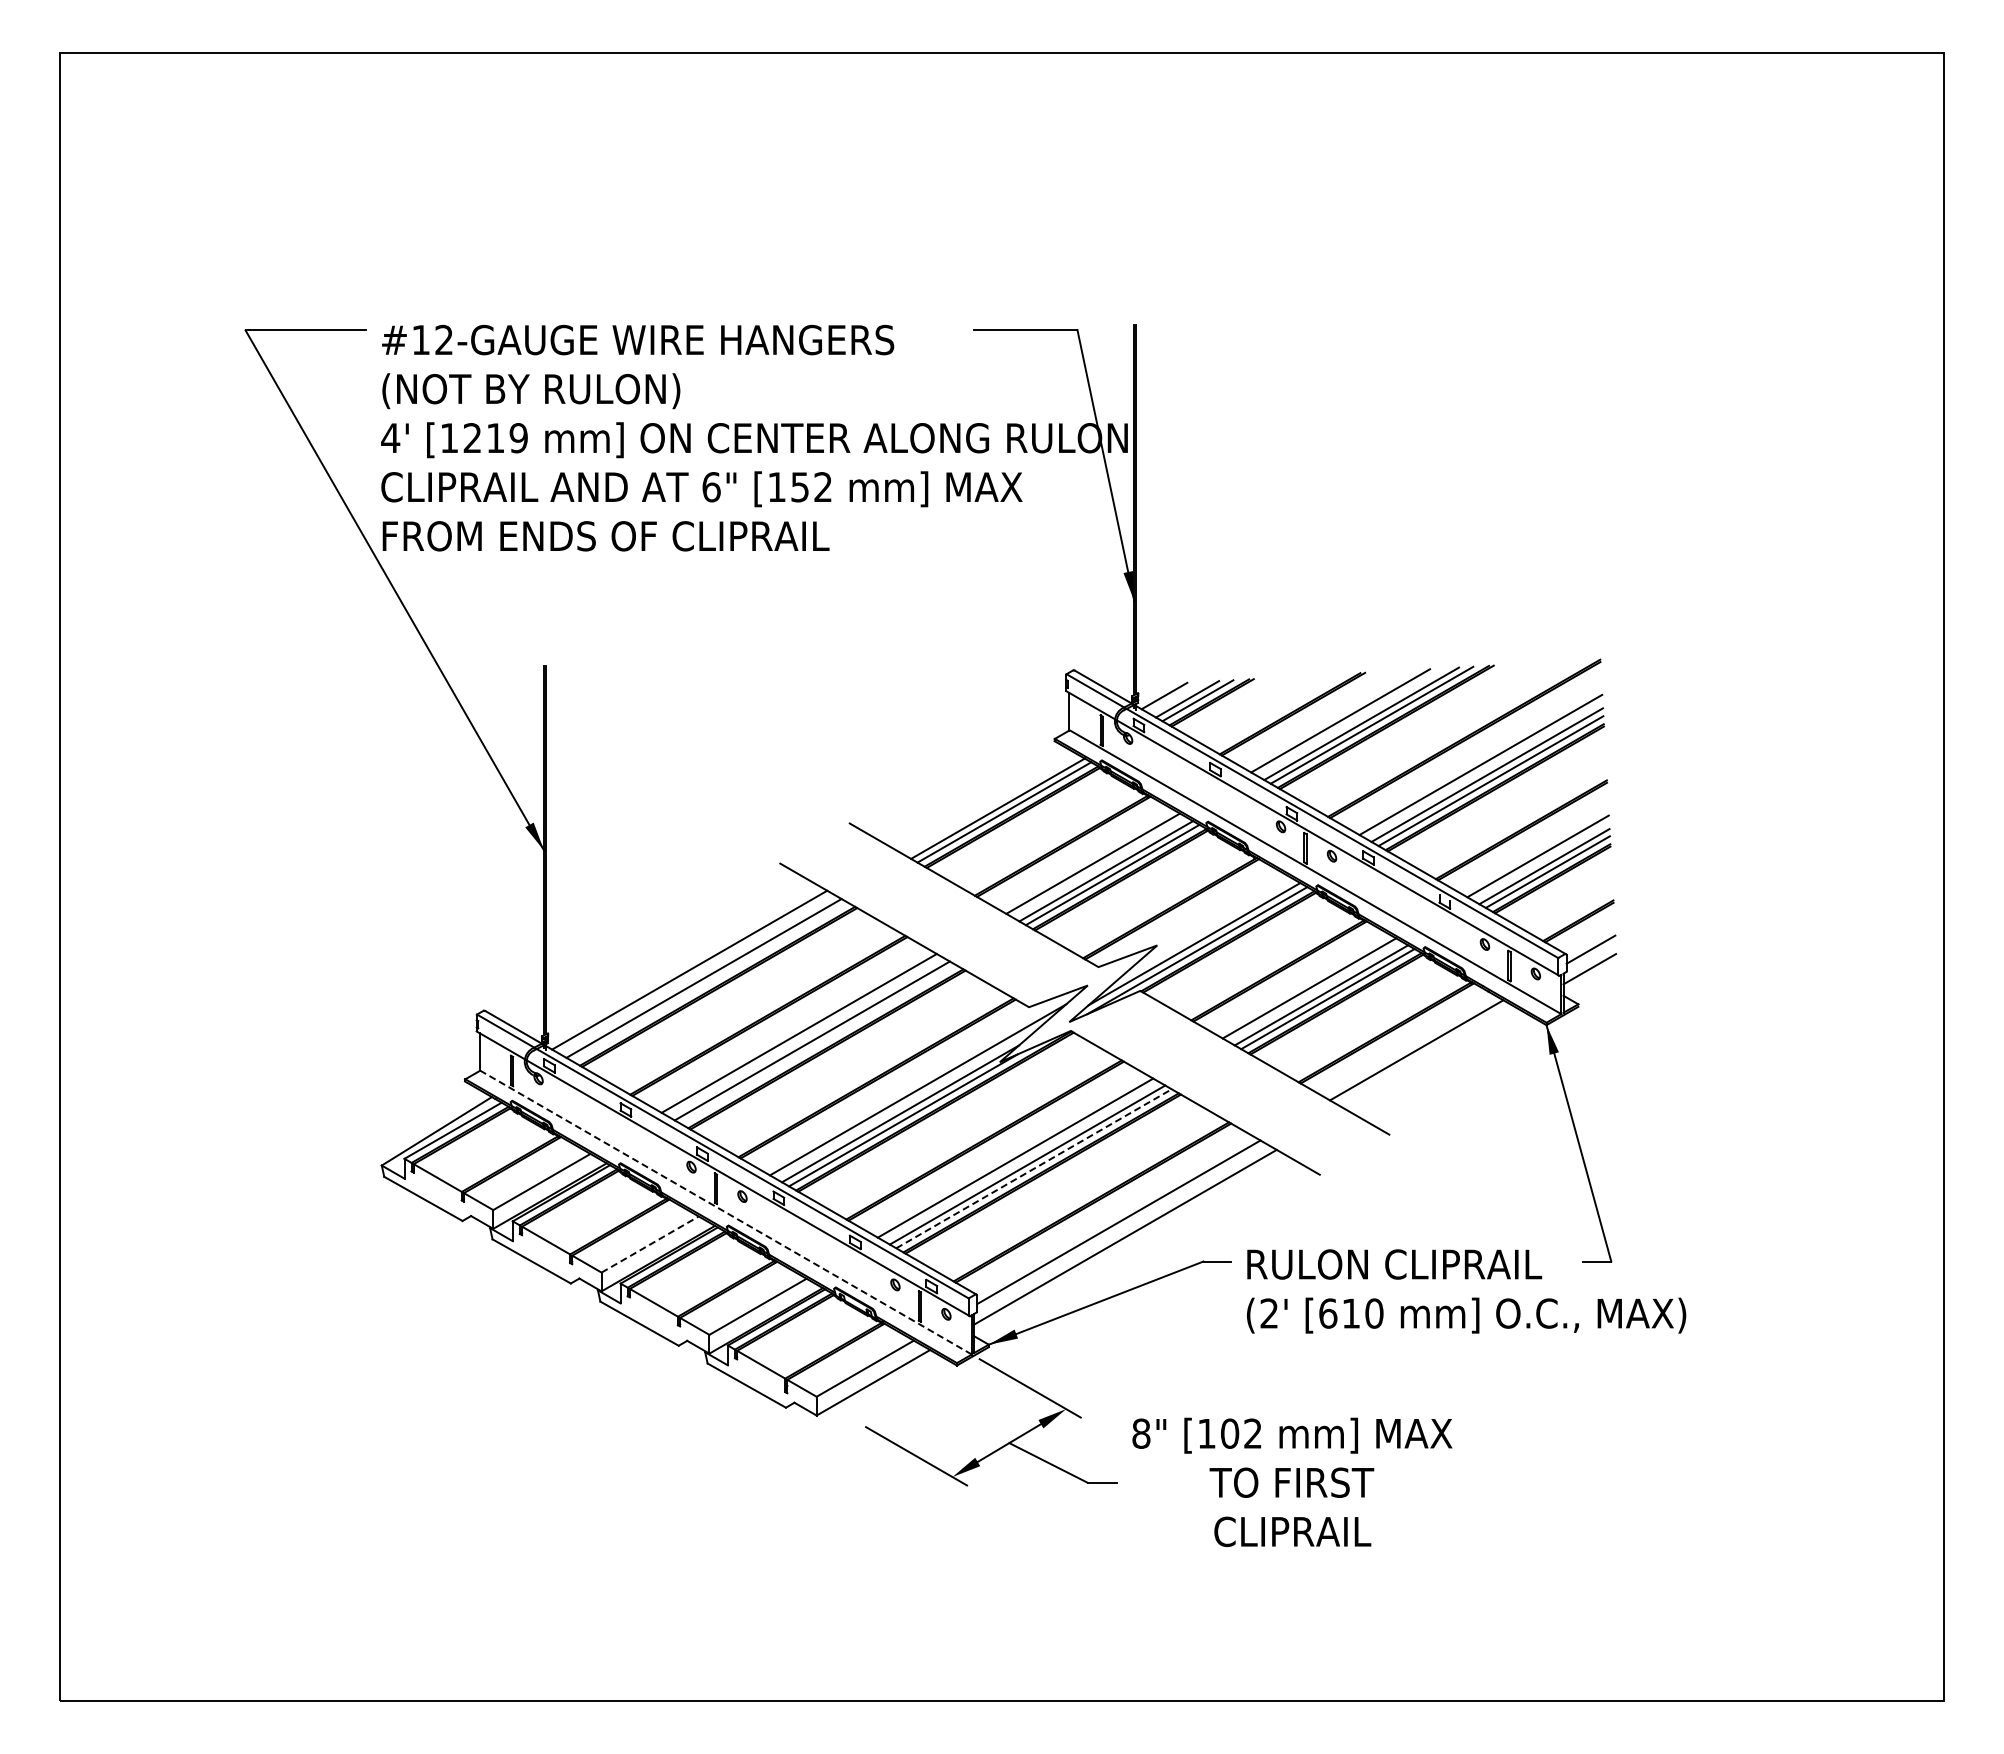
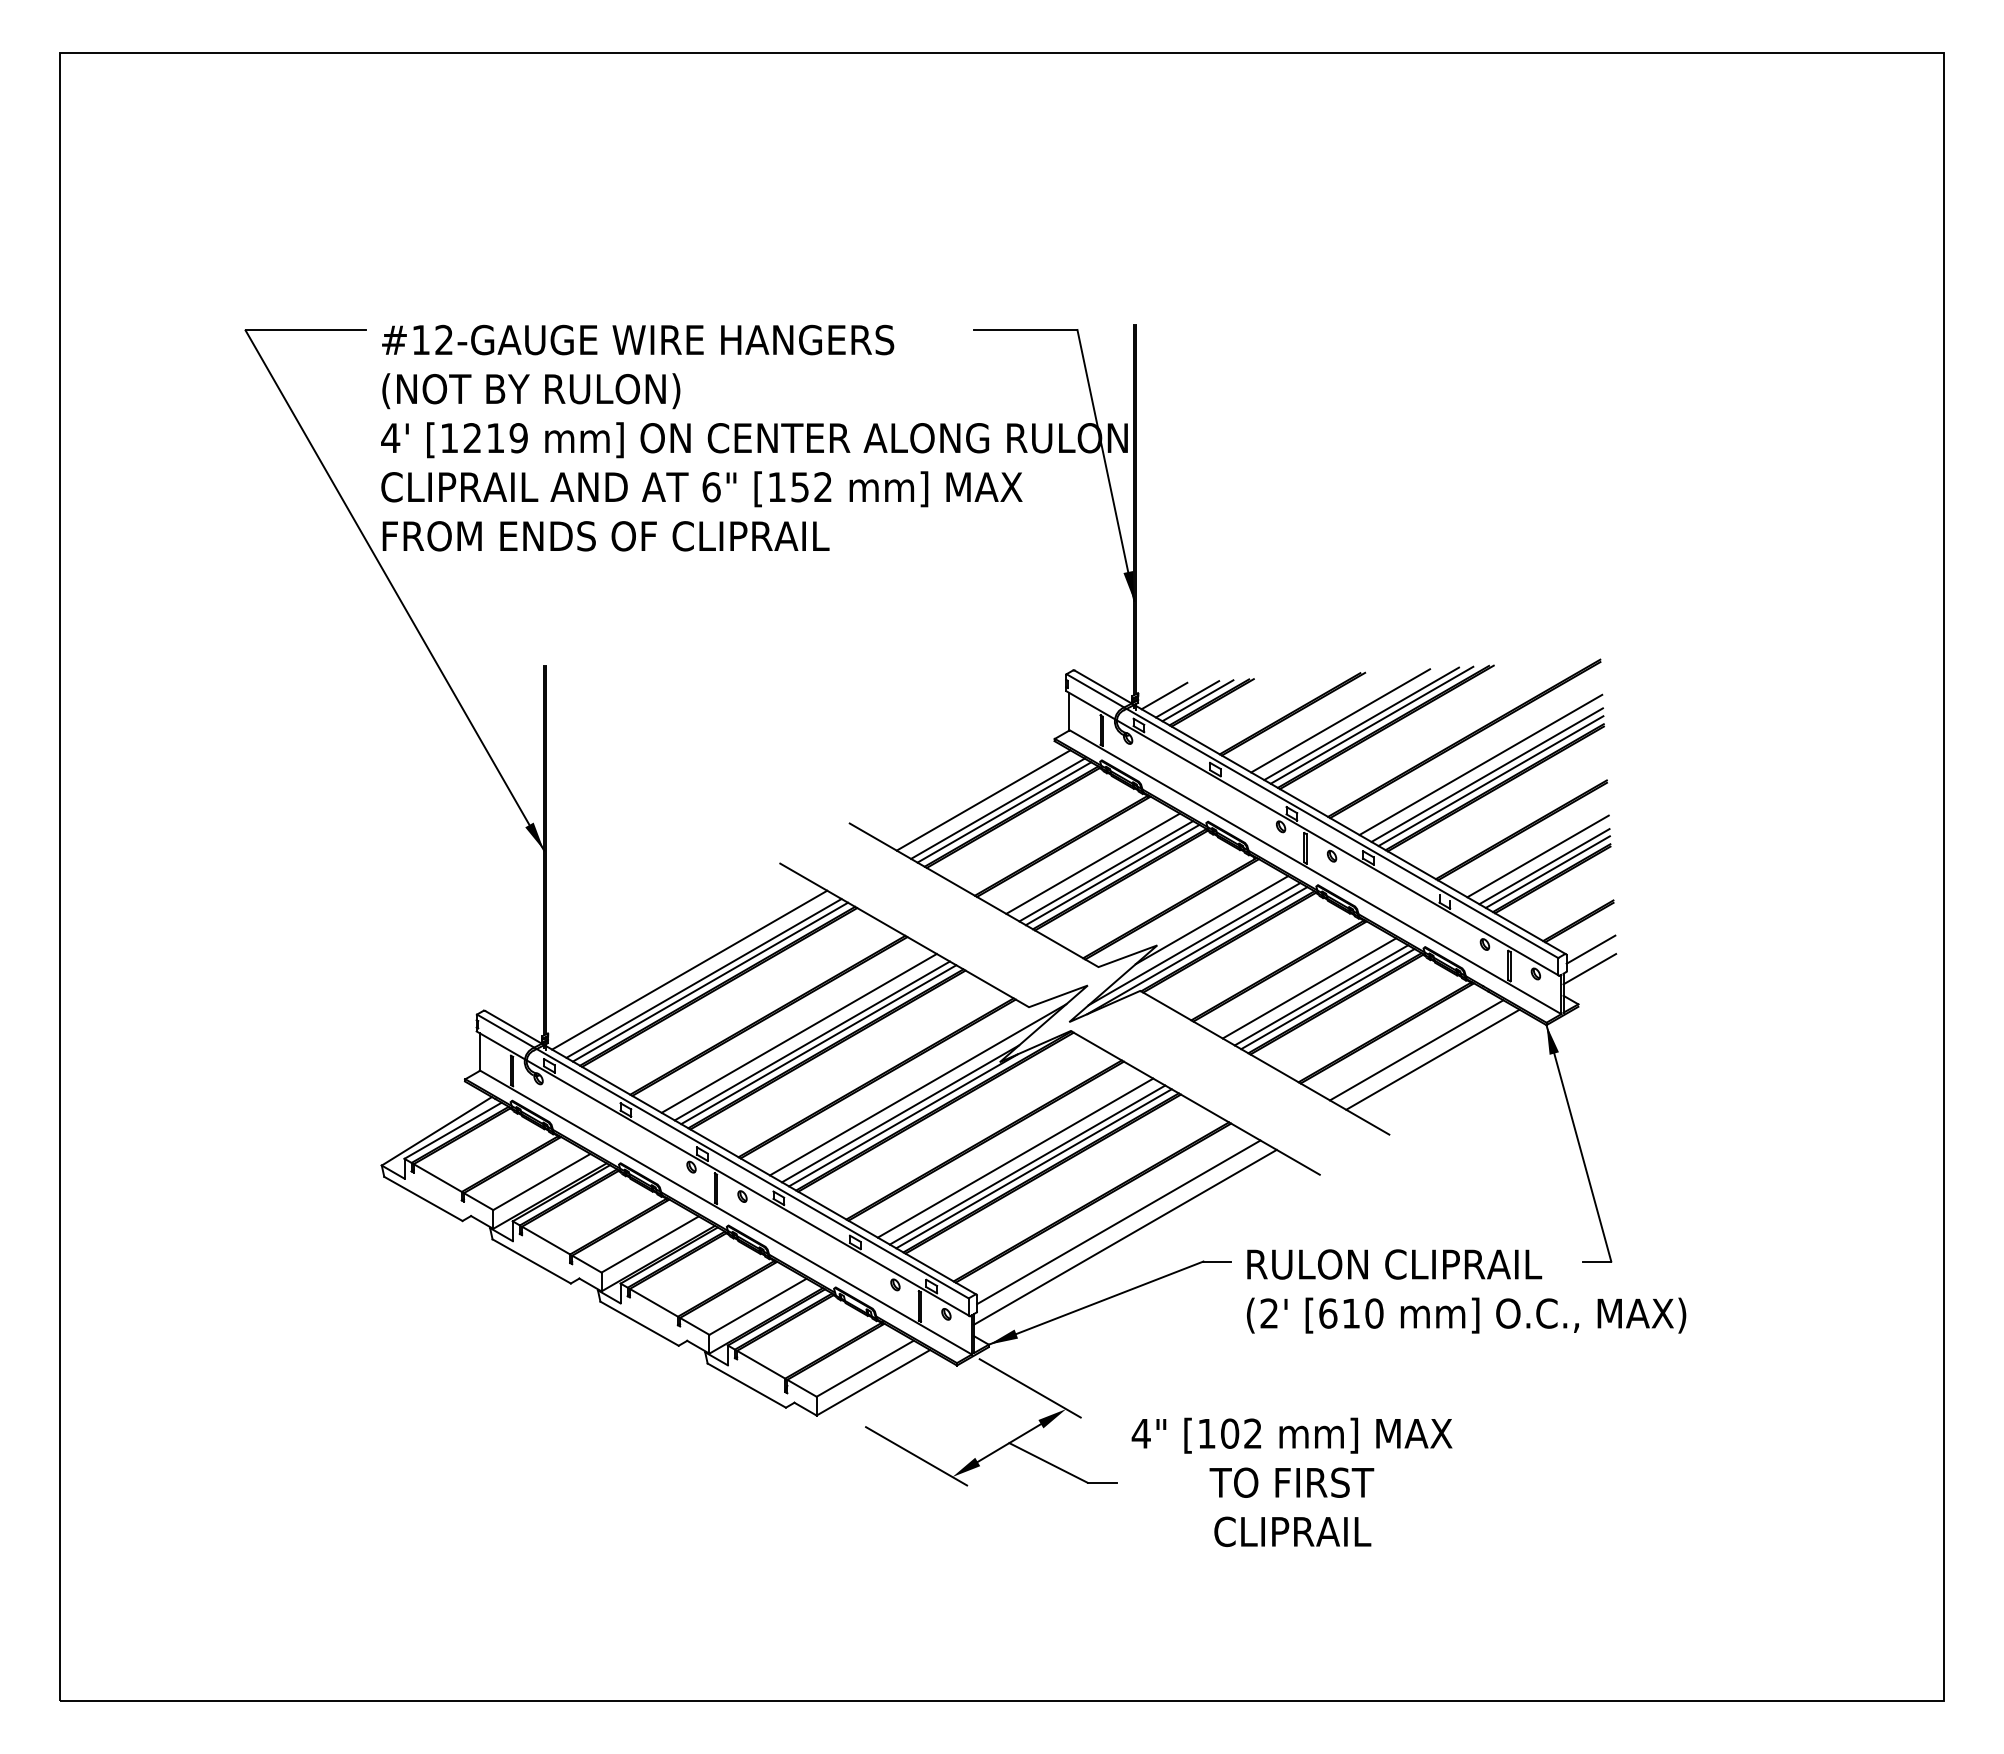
line: none -> present (983, 800)
line: none -> present (1211, 920)
line: none -> present (710, 981)
line: none -> present (818, 1044)
line: none -> present (1432, 1059)
line: dashed -> solid (1034, 1168)
line: dashed -> solid (725, 1212)
line: dashed -> solid (650, 1244)
text: 8" -> 4" (1140, 1433)
